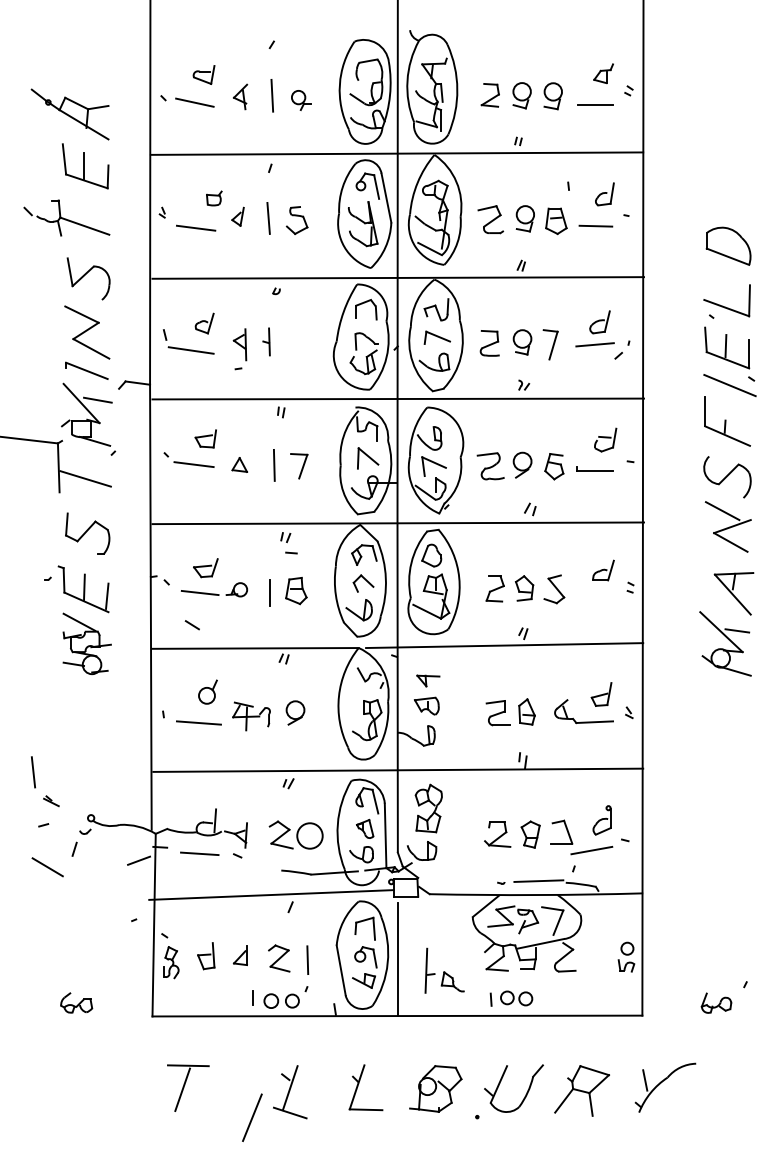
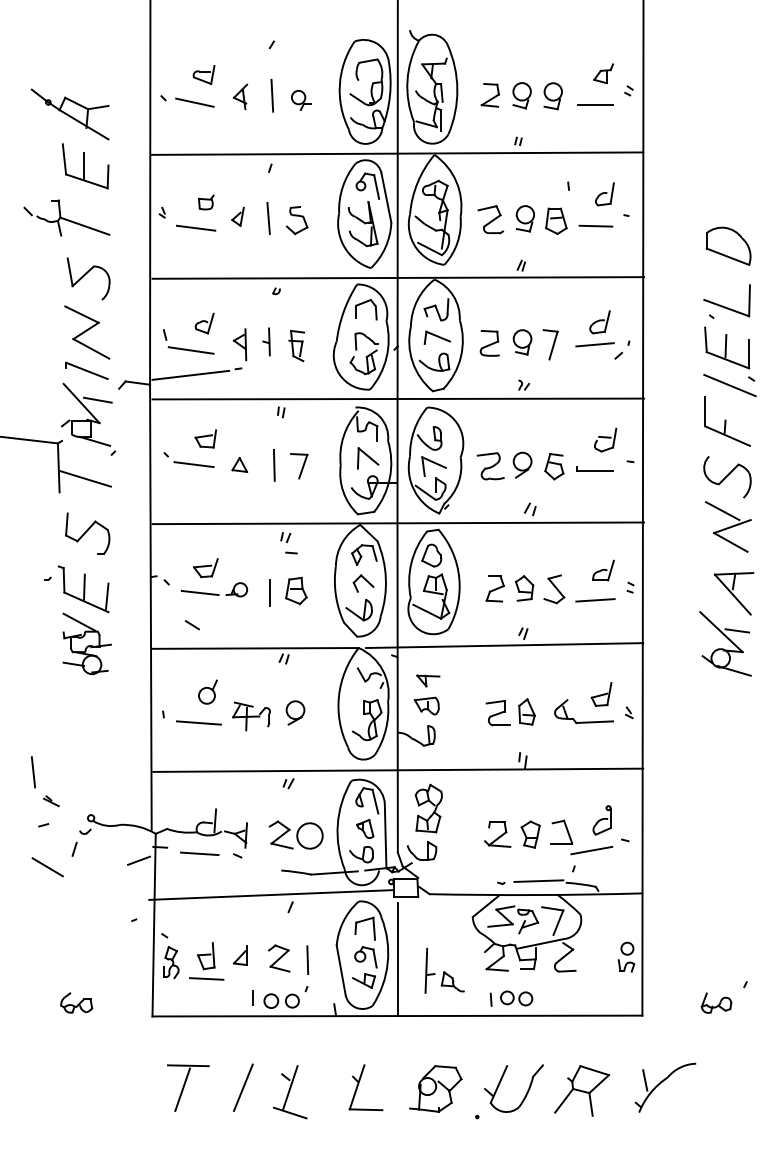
part position: (214, 198) -> (206, 202) (206, 202)
part: none -> present (296, 346)
line: none -> present (190, 374)
line: none -> present (595, 600)
line: none -> present (206, 978)
line position: (252, 1117) -> (243, 1087) (243, 1087)
